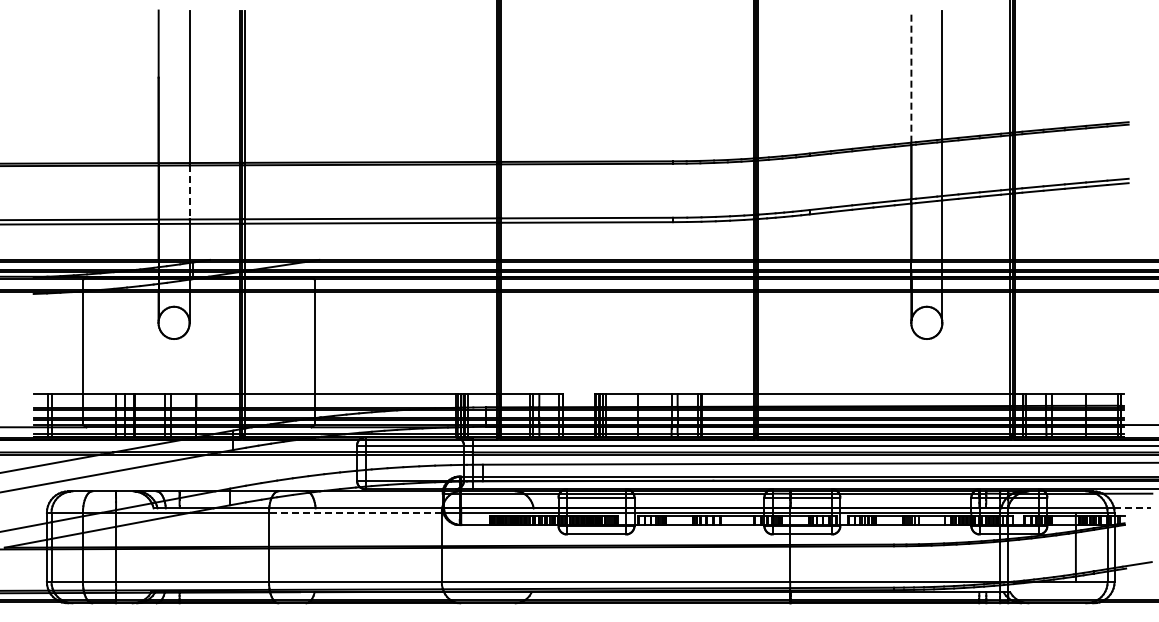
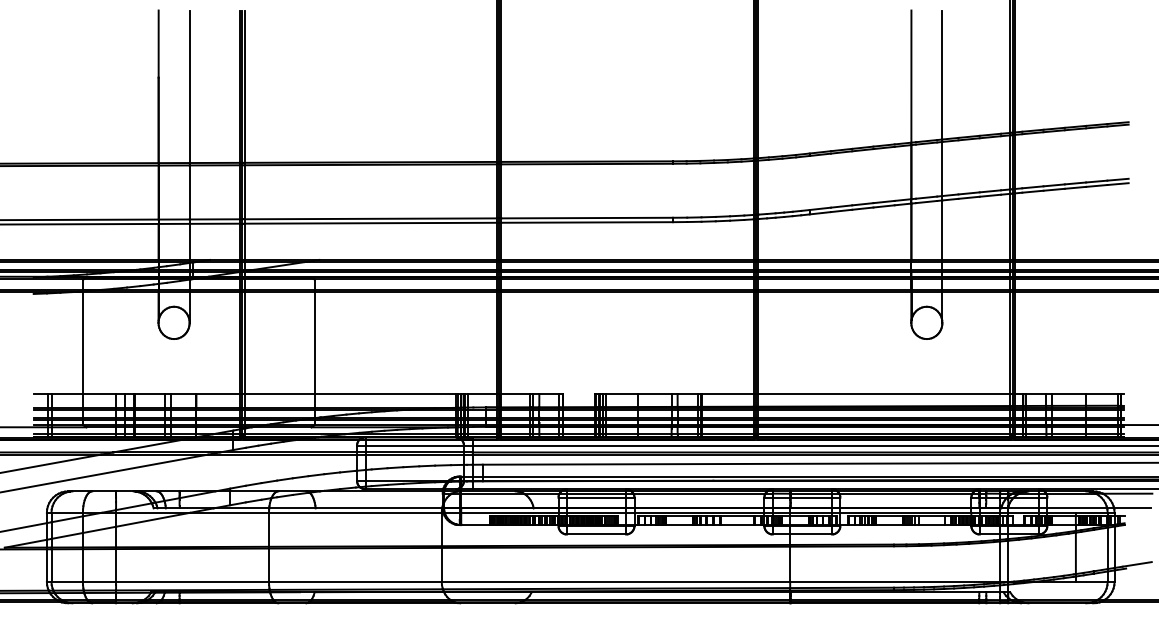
line: dashed -> solid (911, 76)
line: dashed -> solid (189, 192)
line: dashed -> solid (1132, 508)
line: dashed -> solid (354, 512)
